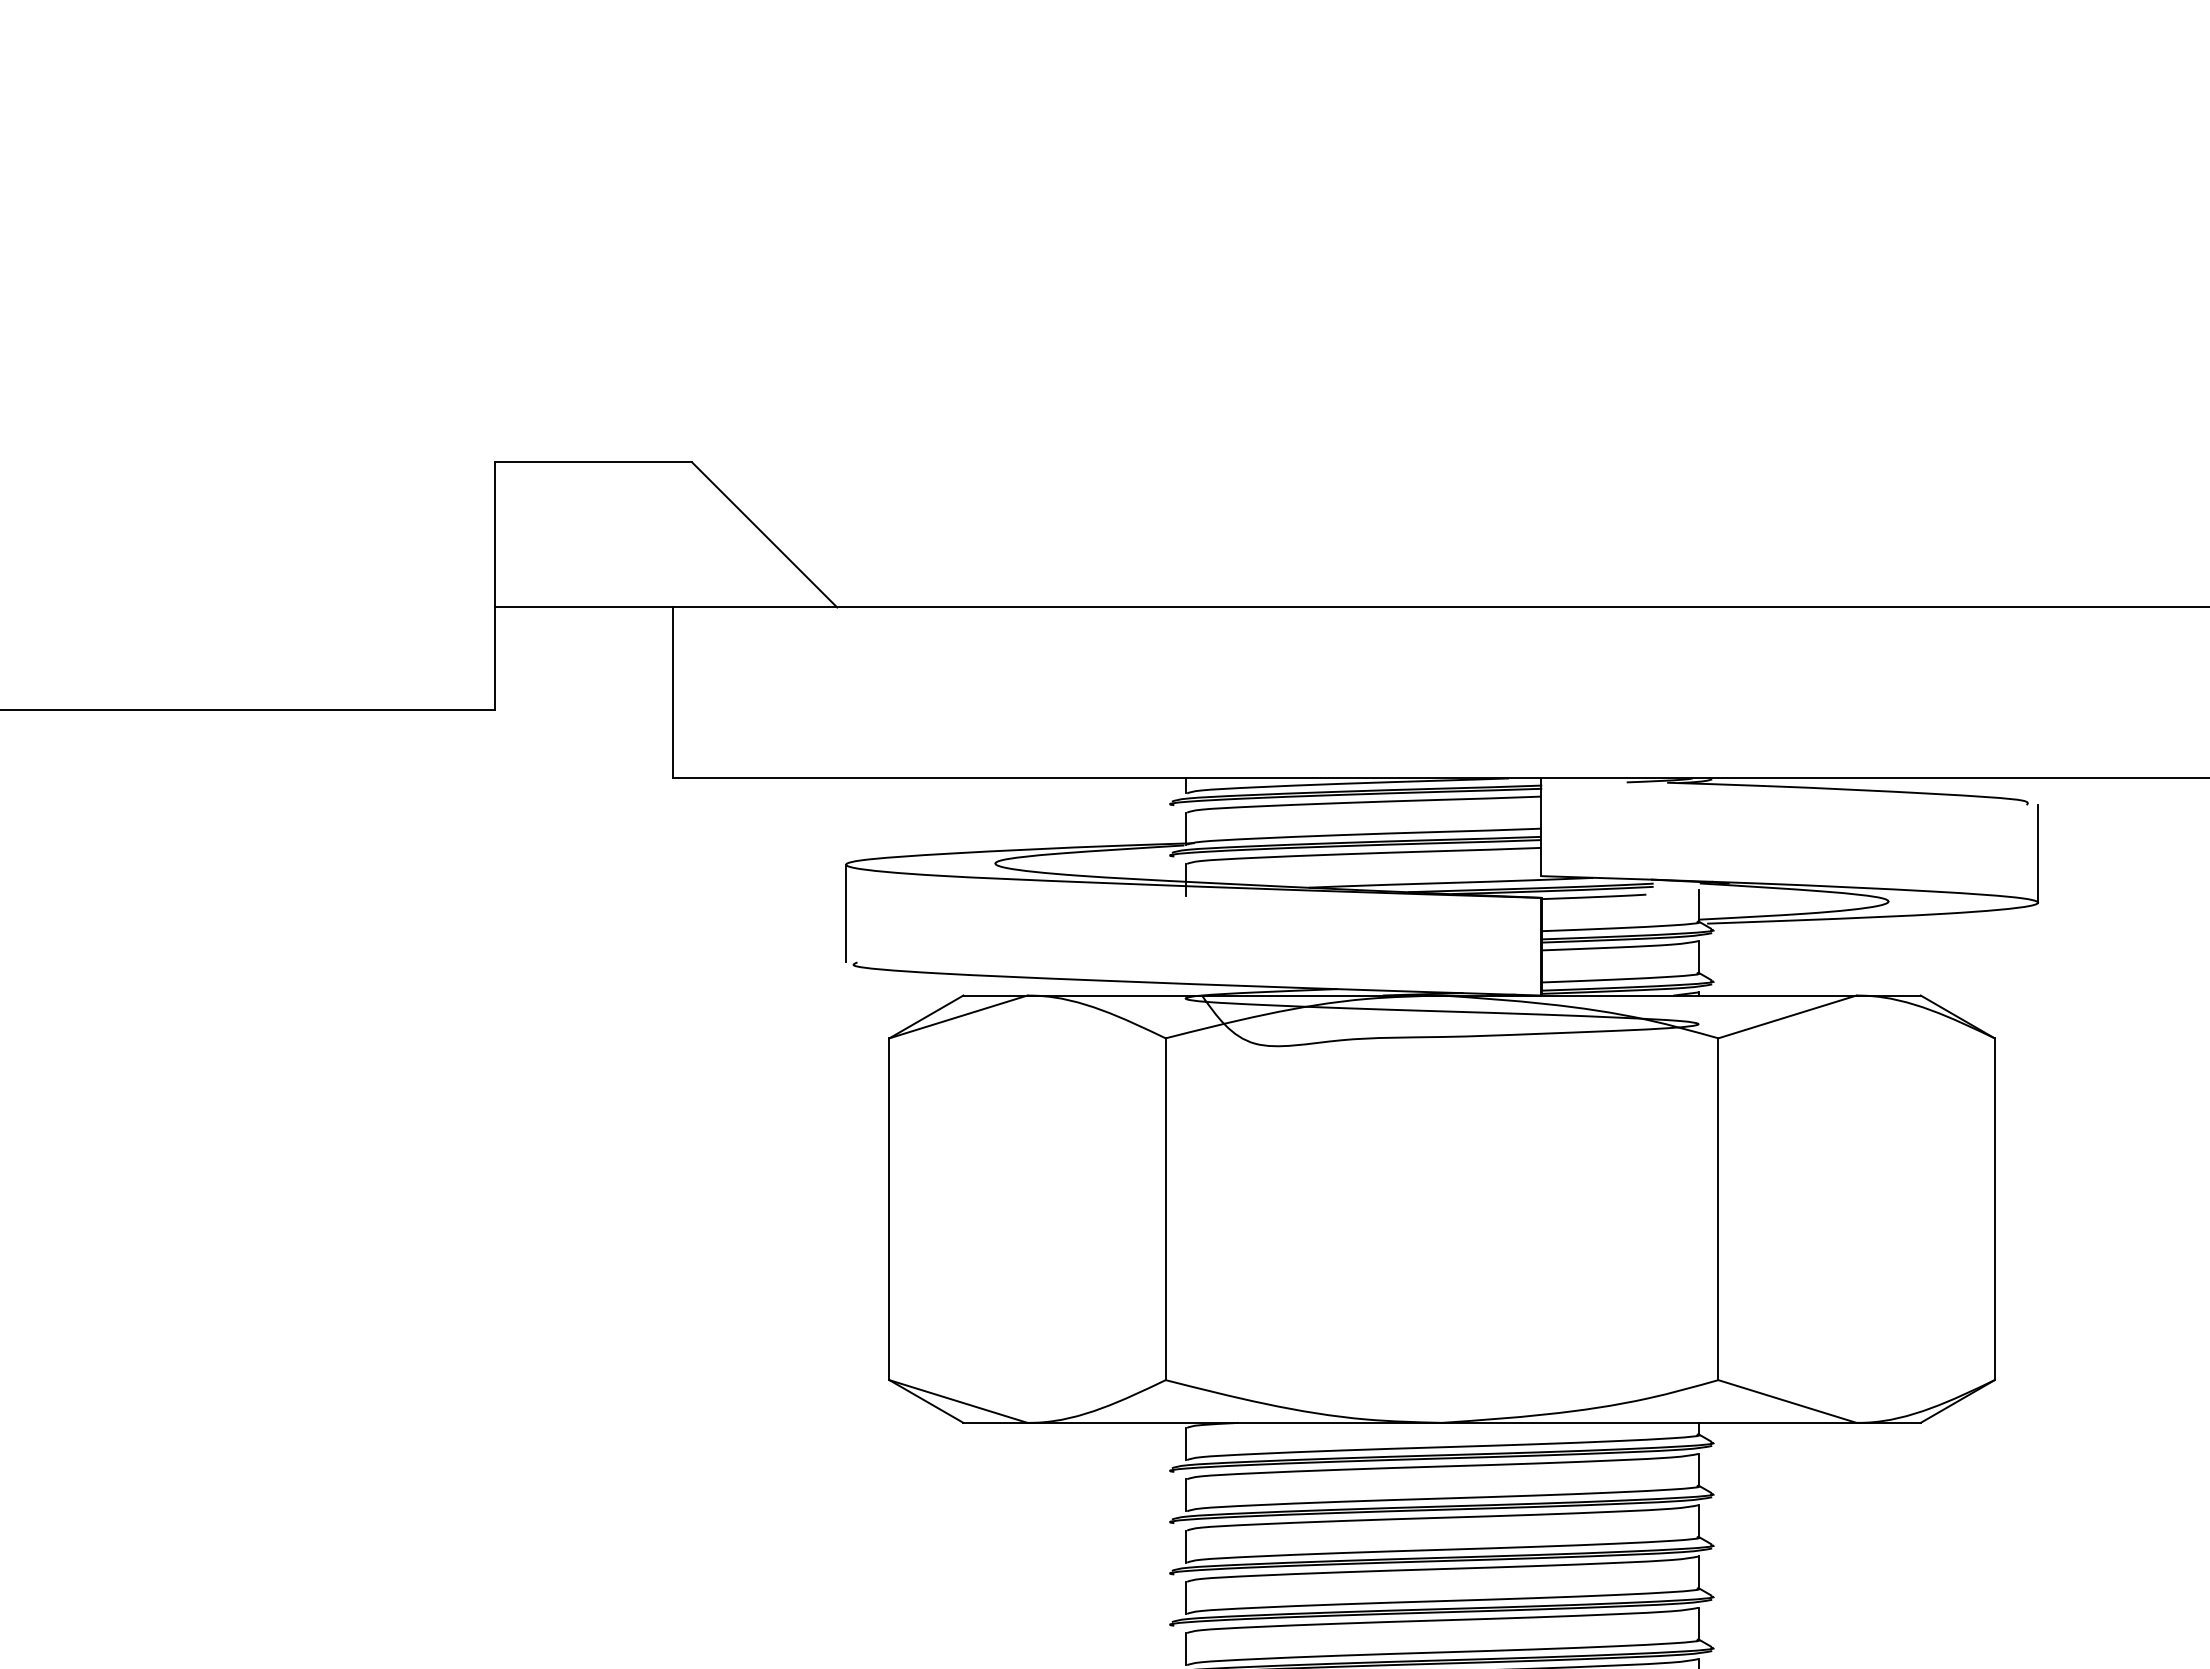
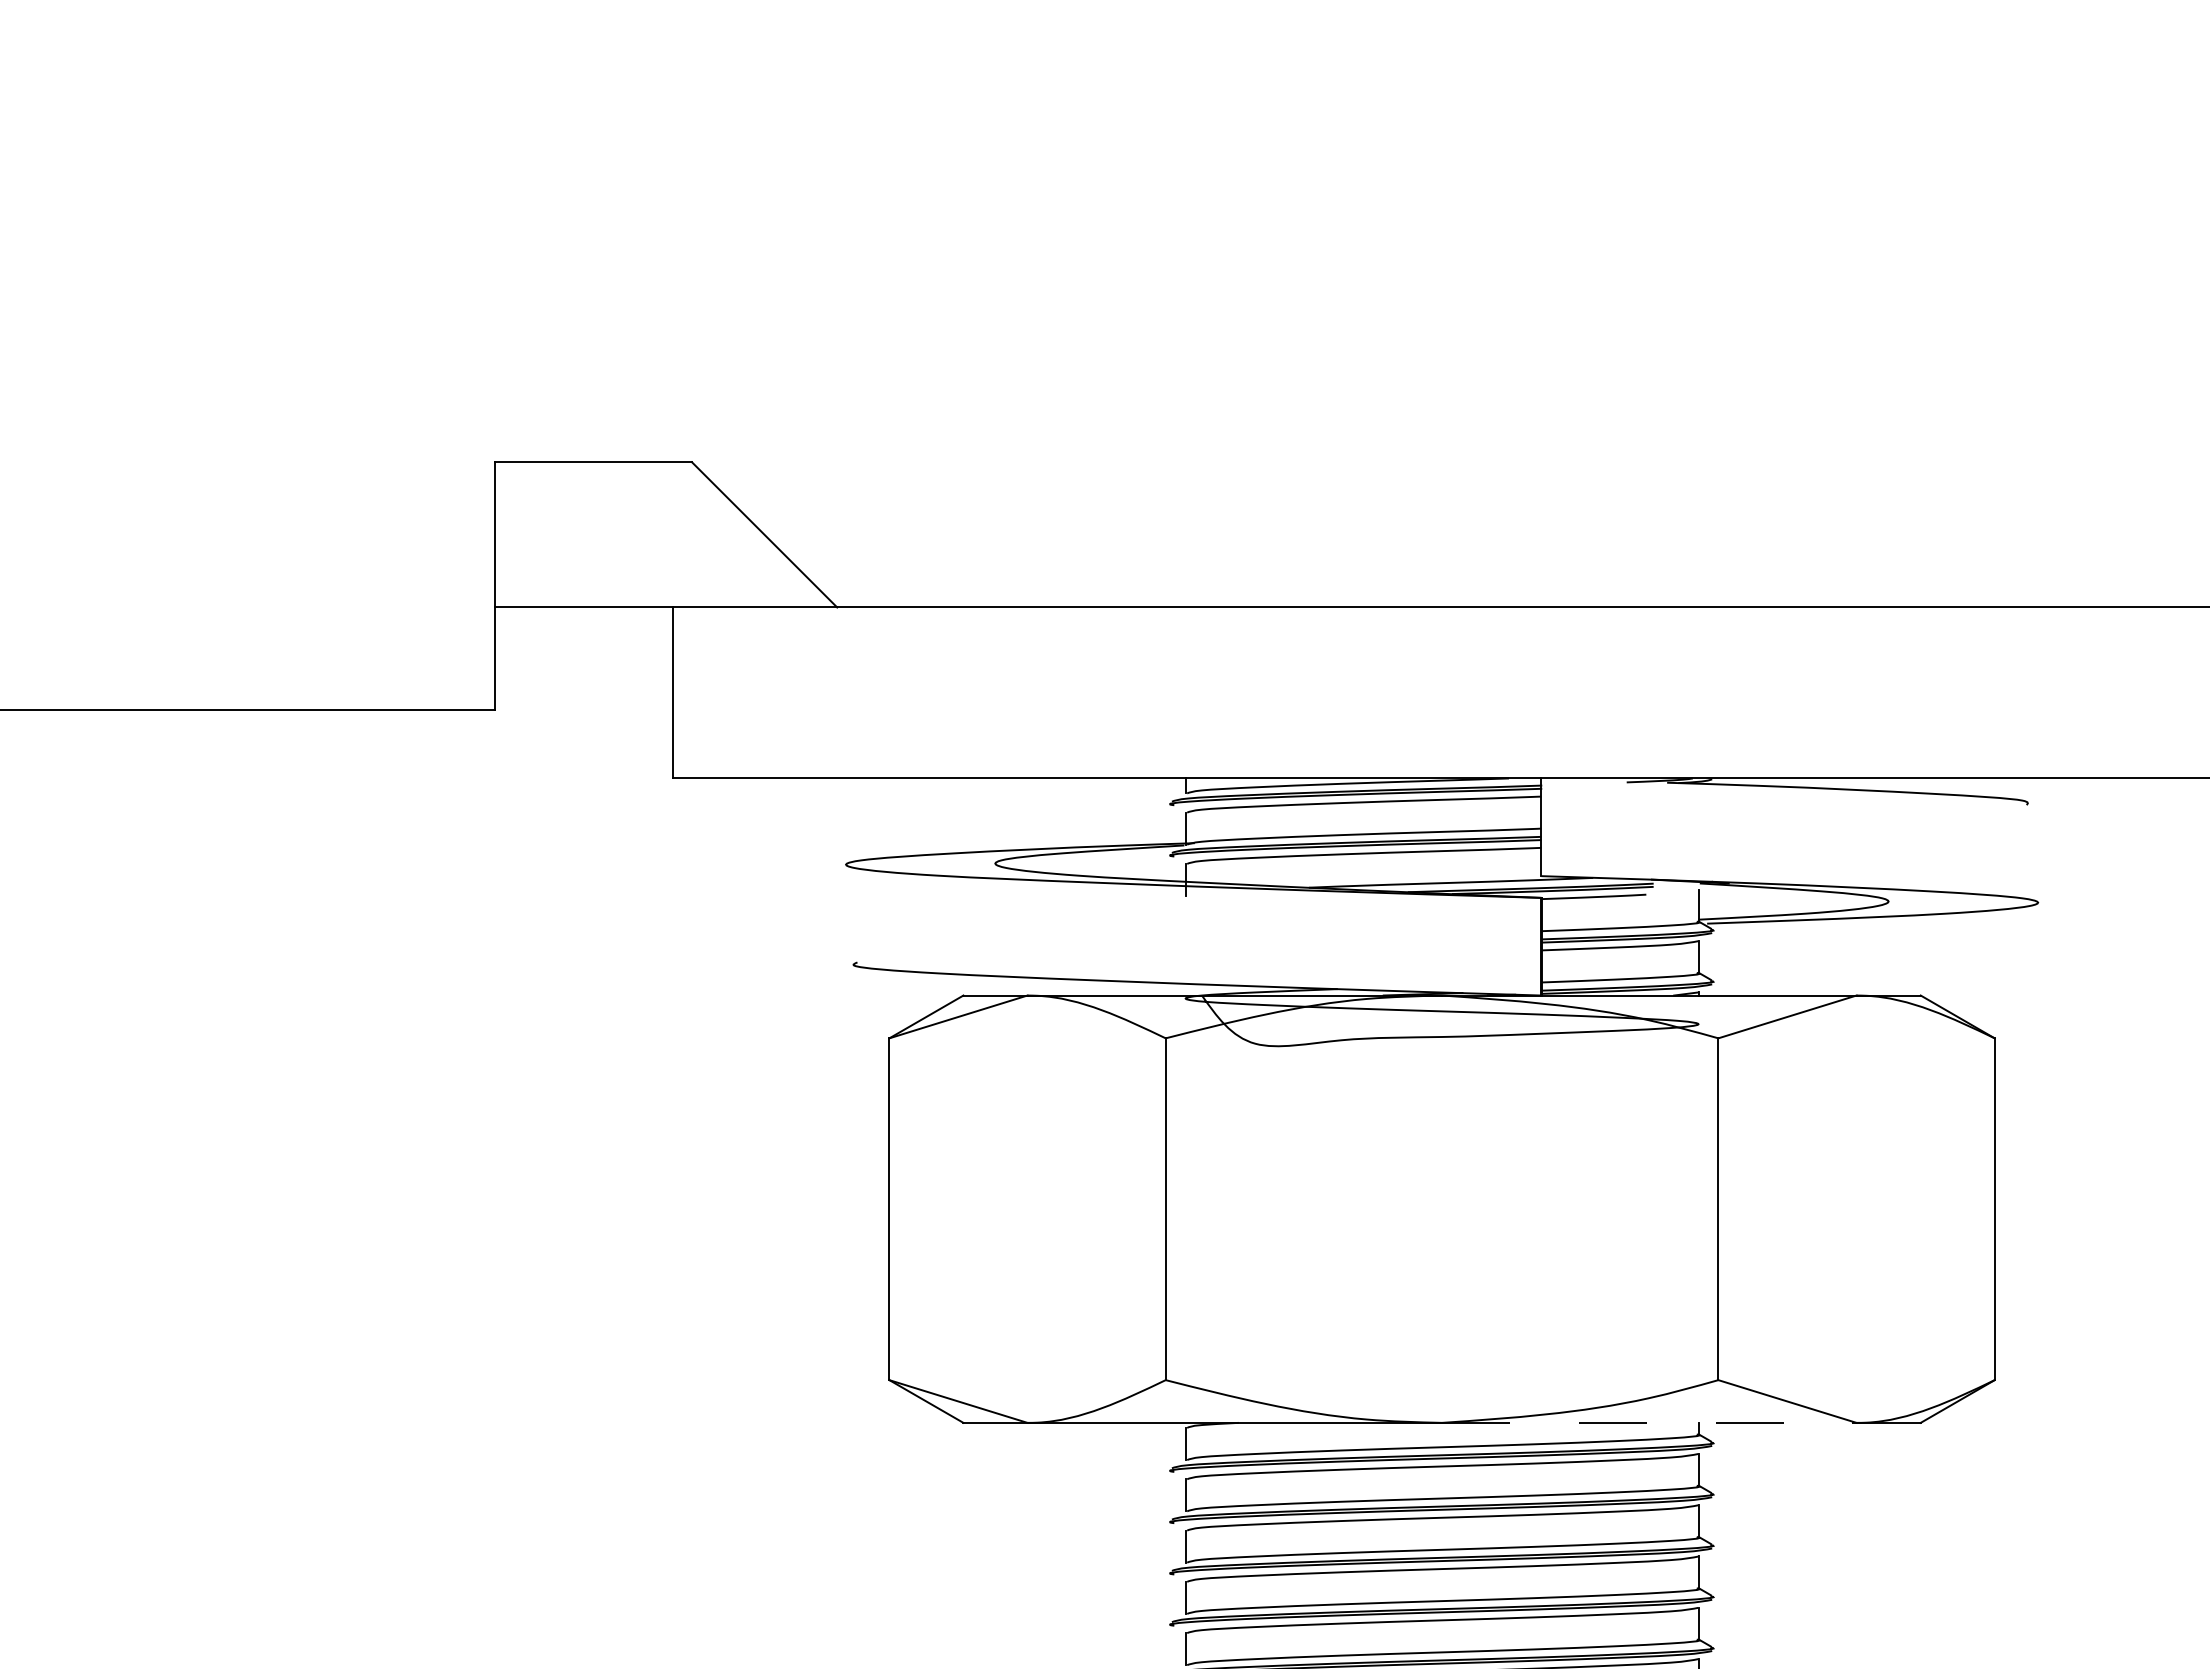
line: present -> none (2037, 853)
line: present -> none (846, 913)
line: solid -> dashed (1649, 1422)
